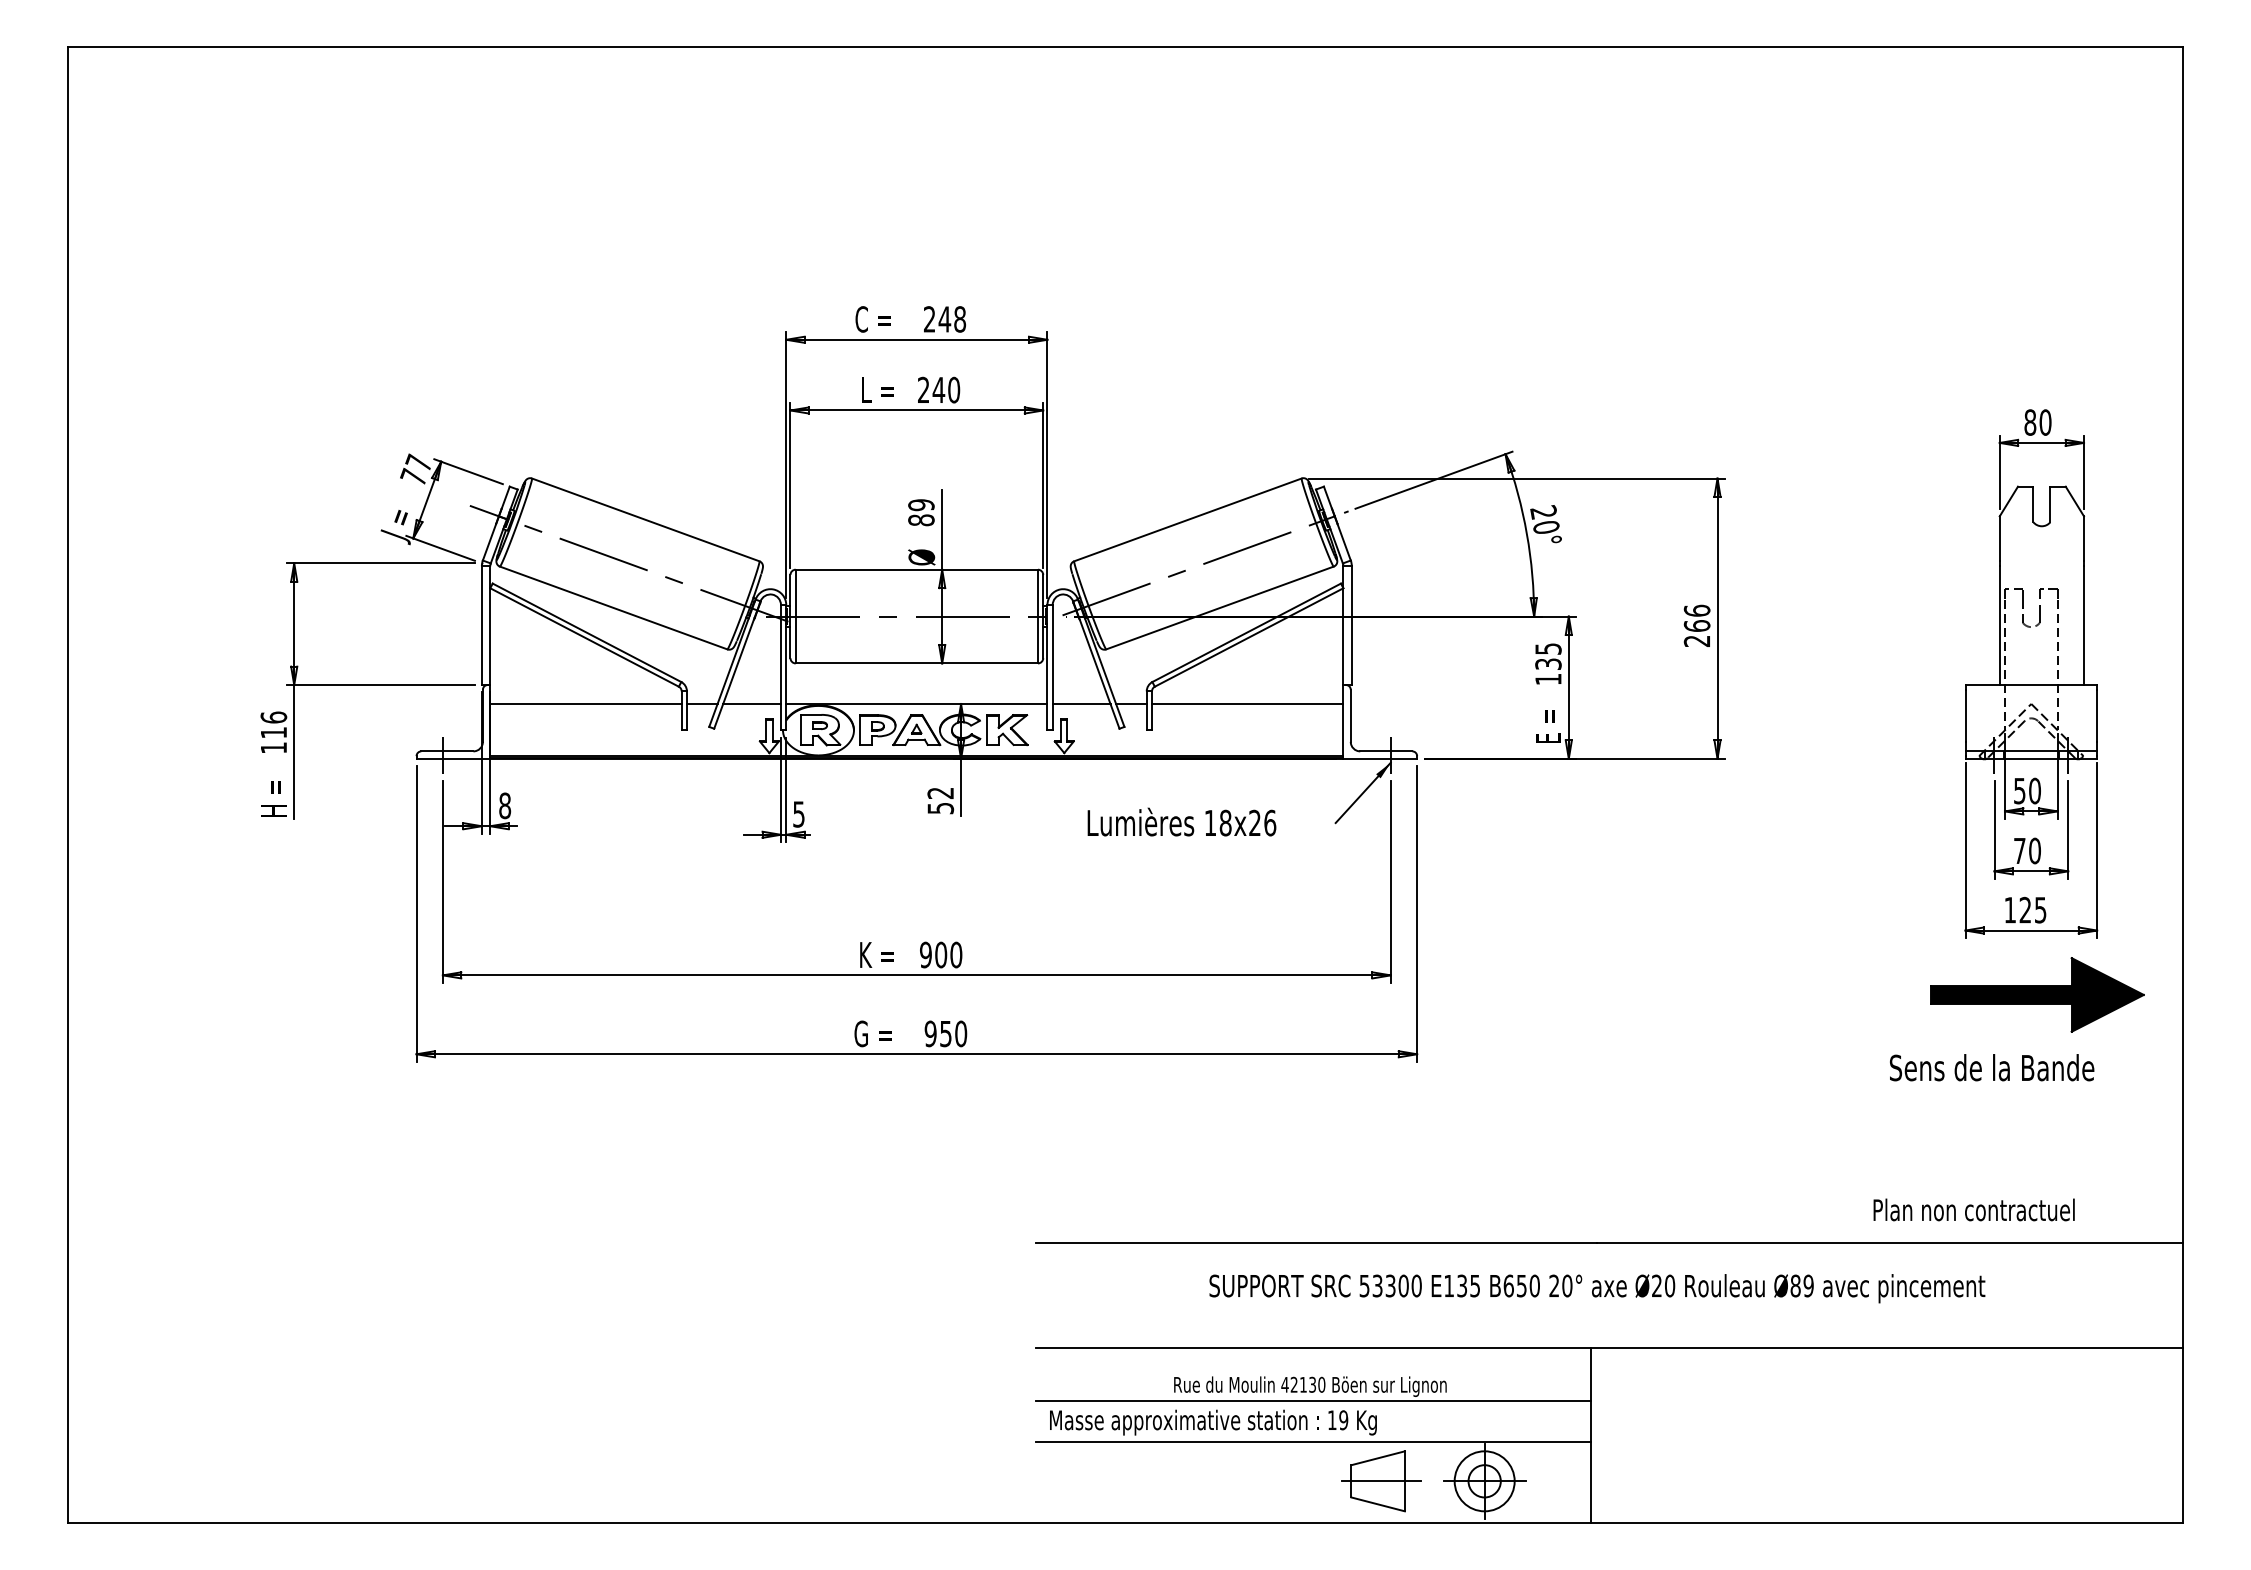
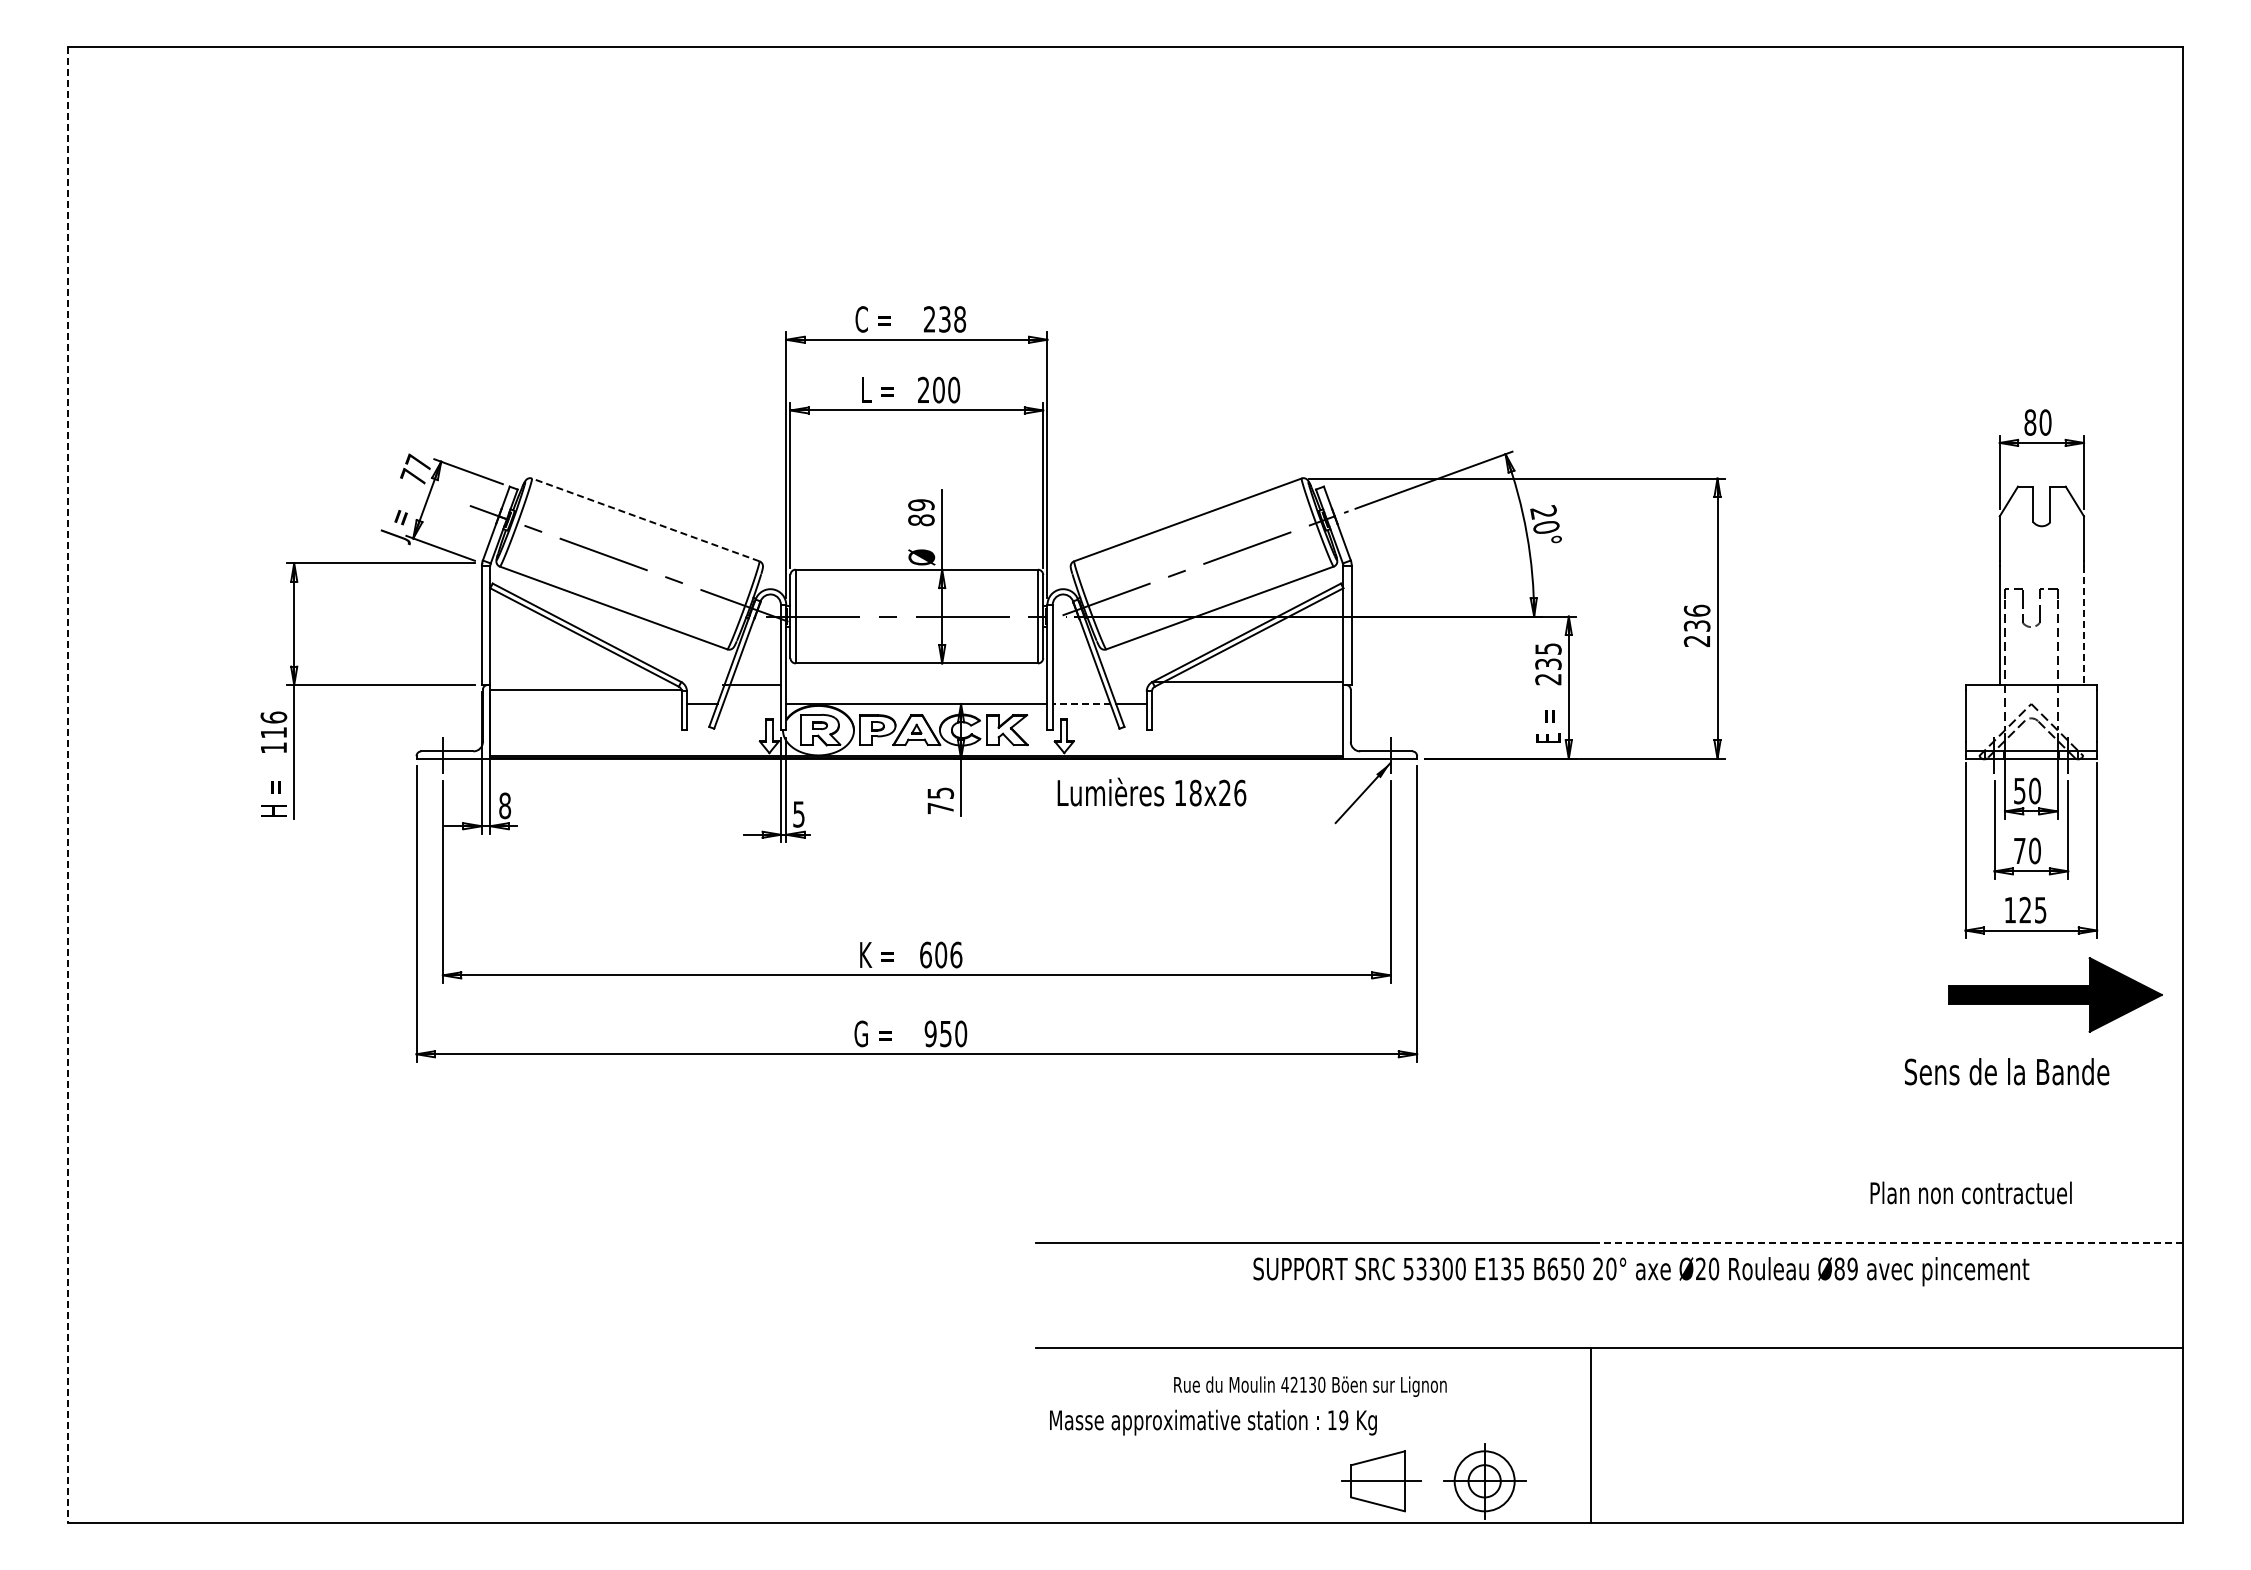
text: 248 -> 238 (944, 319)
text: 240 -> 200 (938, 389)
line: solid -> dashed (645, 519)
text: 266 -> 236 (1696, 625)
line: solid -> dashed (2084, 626)
text: 135 -> 235 (1548, 679)
line position: (585, 703) -> (585, 689) (585, 689)
line position: (751, 703) -> (751, 684) (751, 684)
line: solid -> dashed (1081, 703)
line position: (1247, 703) -> (1247, 681) (1247, 681)
line: solid -> dashed (67, 785)
text: 52 -> 75 (940, 800)
text position: (1181, 821) -> (1151, 791) (1151, 791)
text: 900 -> 606 (941, 954)
part position: (2037, 994) -> (2055, 994) (2055, 994)
text position: (1992, 1067) -> (2007, 1071) (2007, 1071)
text position: (1973, 1209) -> (1970, 1192) (1970, 1192)
line: solid -> dashed (1889, 1242)
text position: (1597, 1288) -> (1641, 1271) (1641, 1271)
line: present -> none (1313, 1401)
line: present -> none (1313, 1441)
